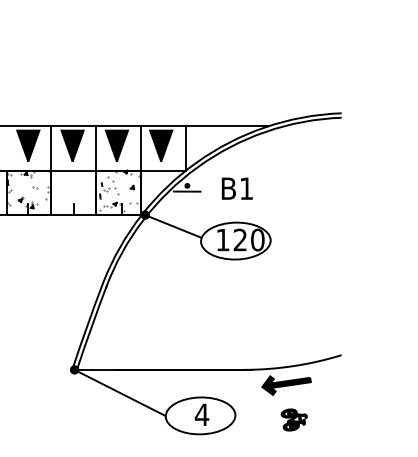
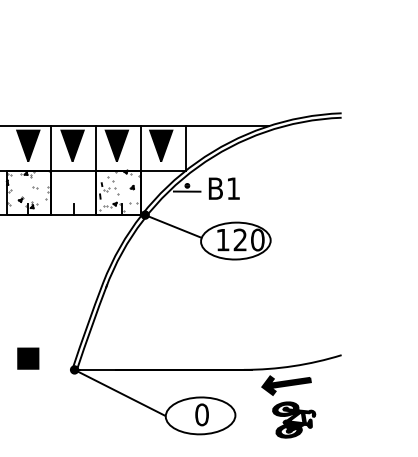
text position: (237, 188) -> (224, 188) (224, 188)
part: none -> present (28, 358)
text: 4 -> 0 (201, 414)
part size: 28x24 px -> 45x38 px (294, 419)
